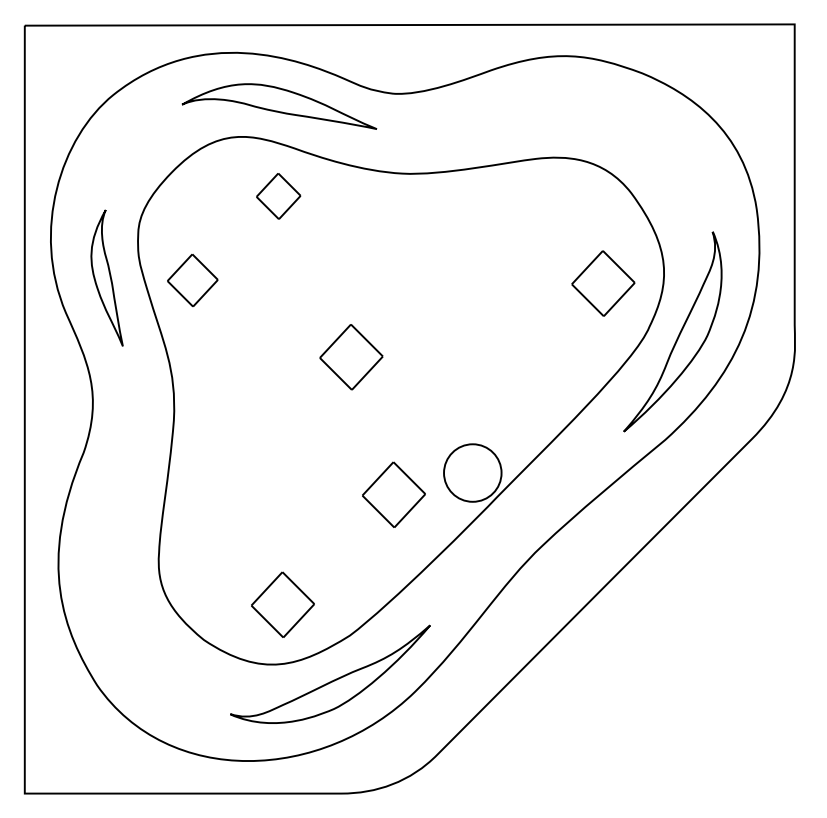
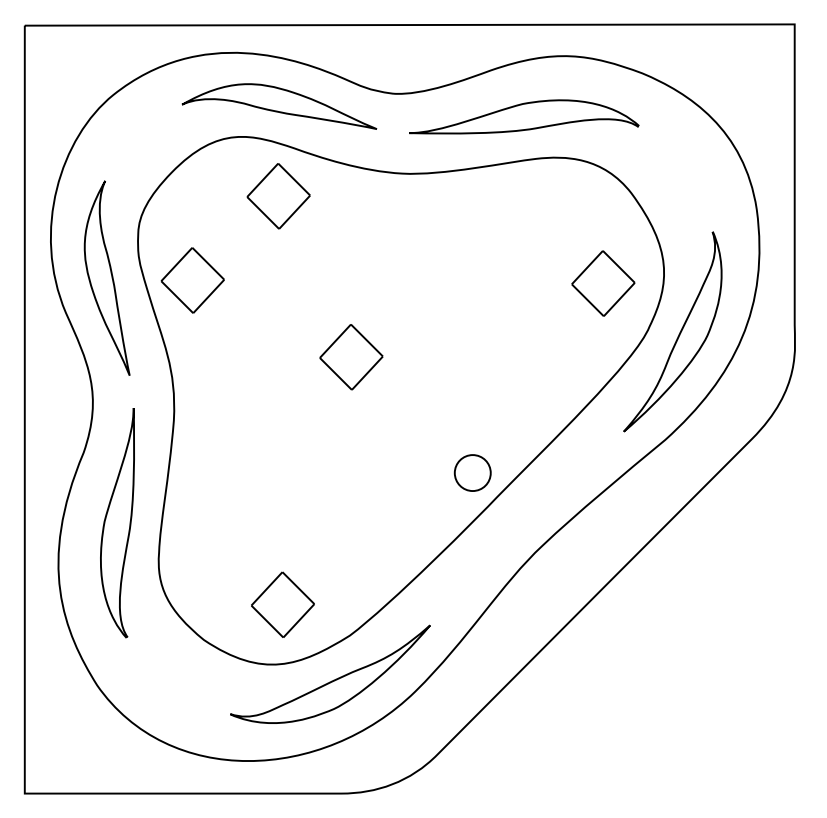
curve: none -> present (521, 105)
part size: 46x47 px -> 65x67 px (278, 196)
part size: 34x138 px -> 48x196 px (106, 277)
part size: 52x53 px -> 65x67 px (192, 280)
circle diameter: 58 px -> 36 px (472, 473)
part: present -> none (393, 494)
curve: none -> present (106, 519)
